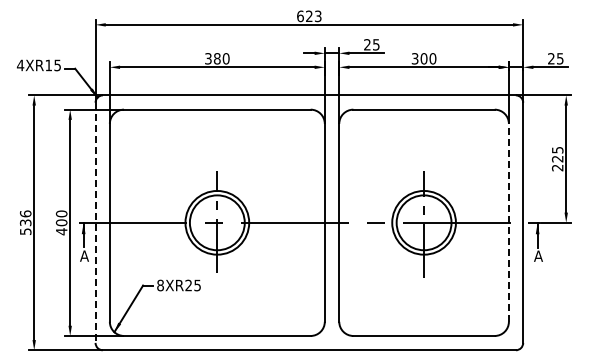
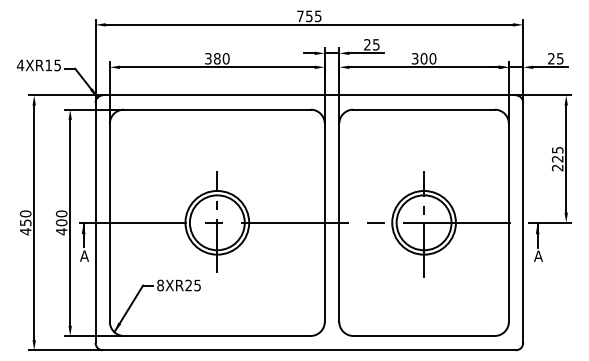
text: 623 -> 755 (309, 16)
text: 536 -> 450 (25, 222)
line: dashed -> solid (508, 222)
line: dashed -> solid (95, 223)
